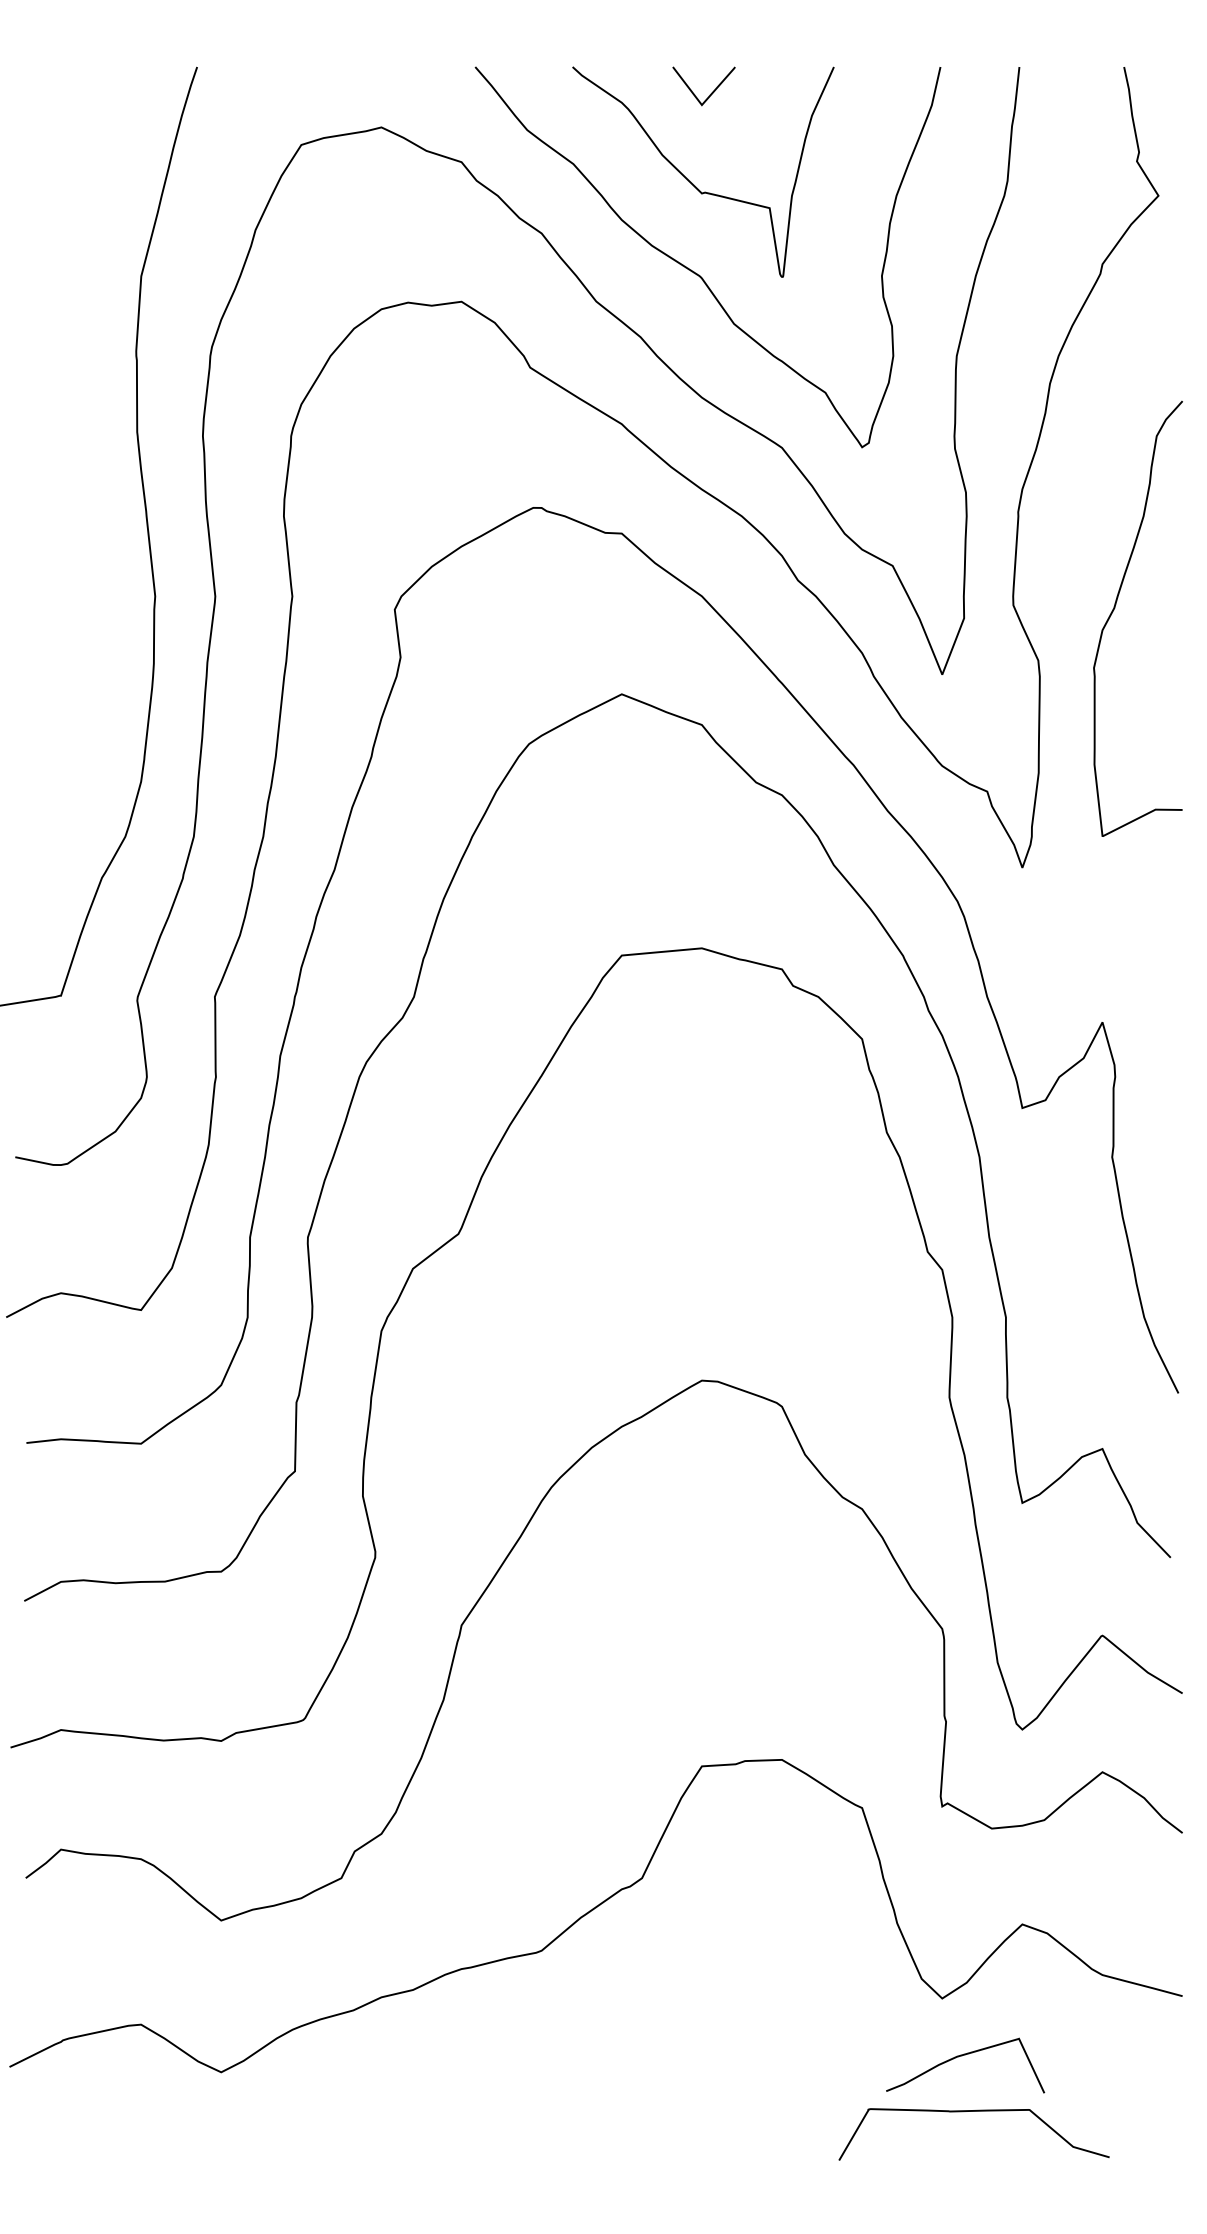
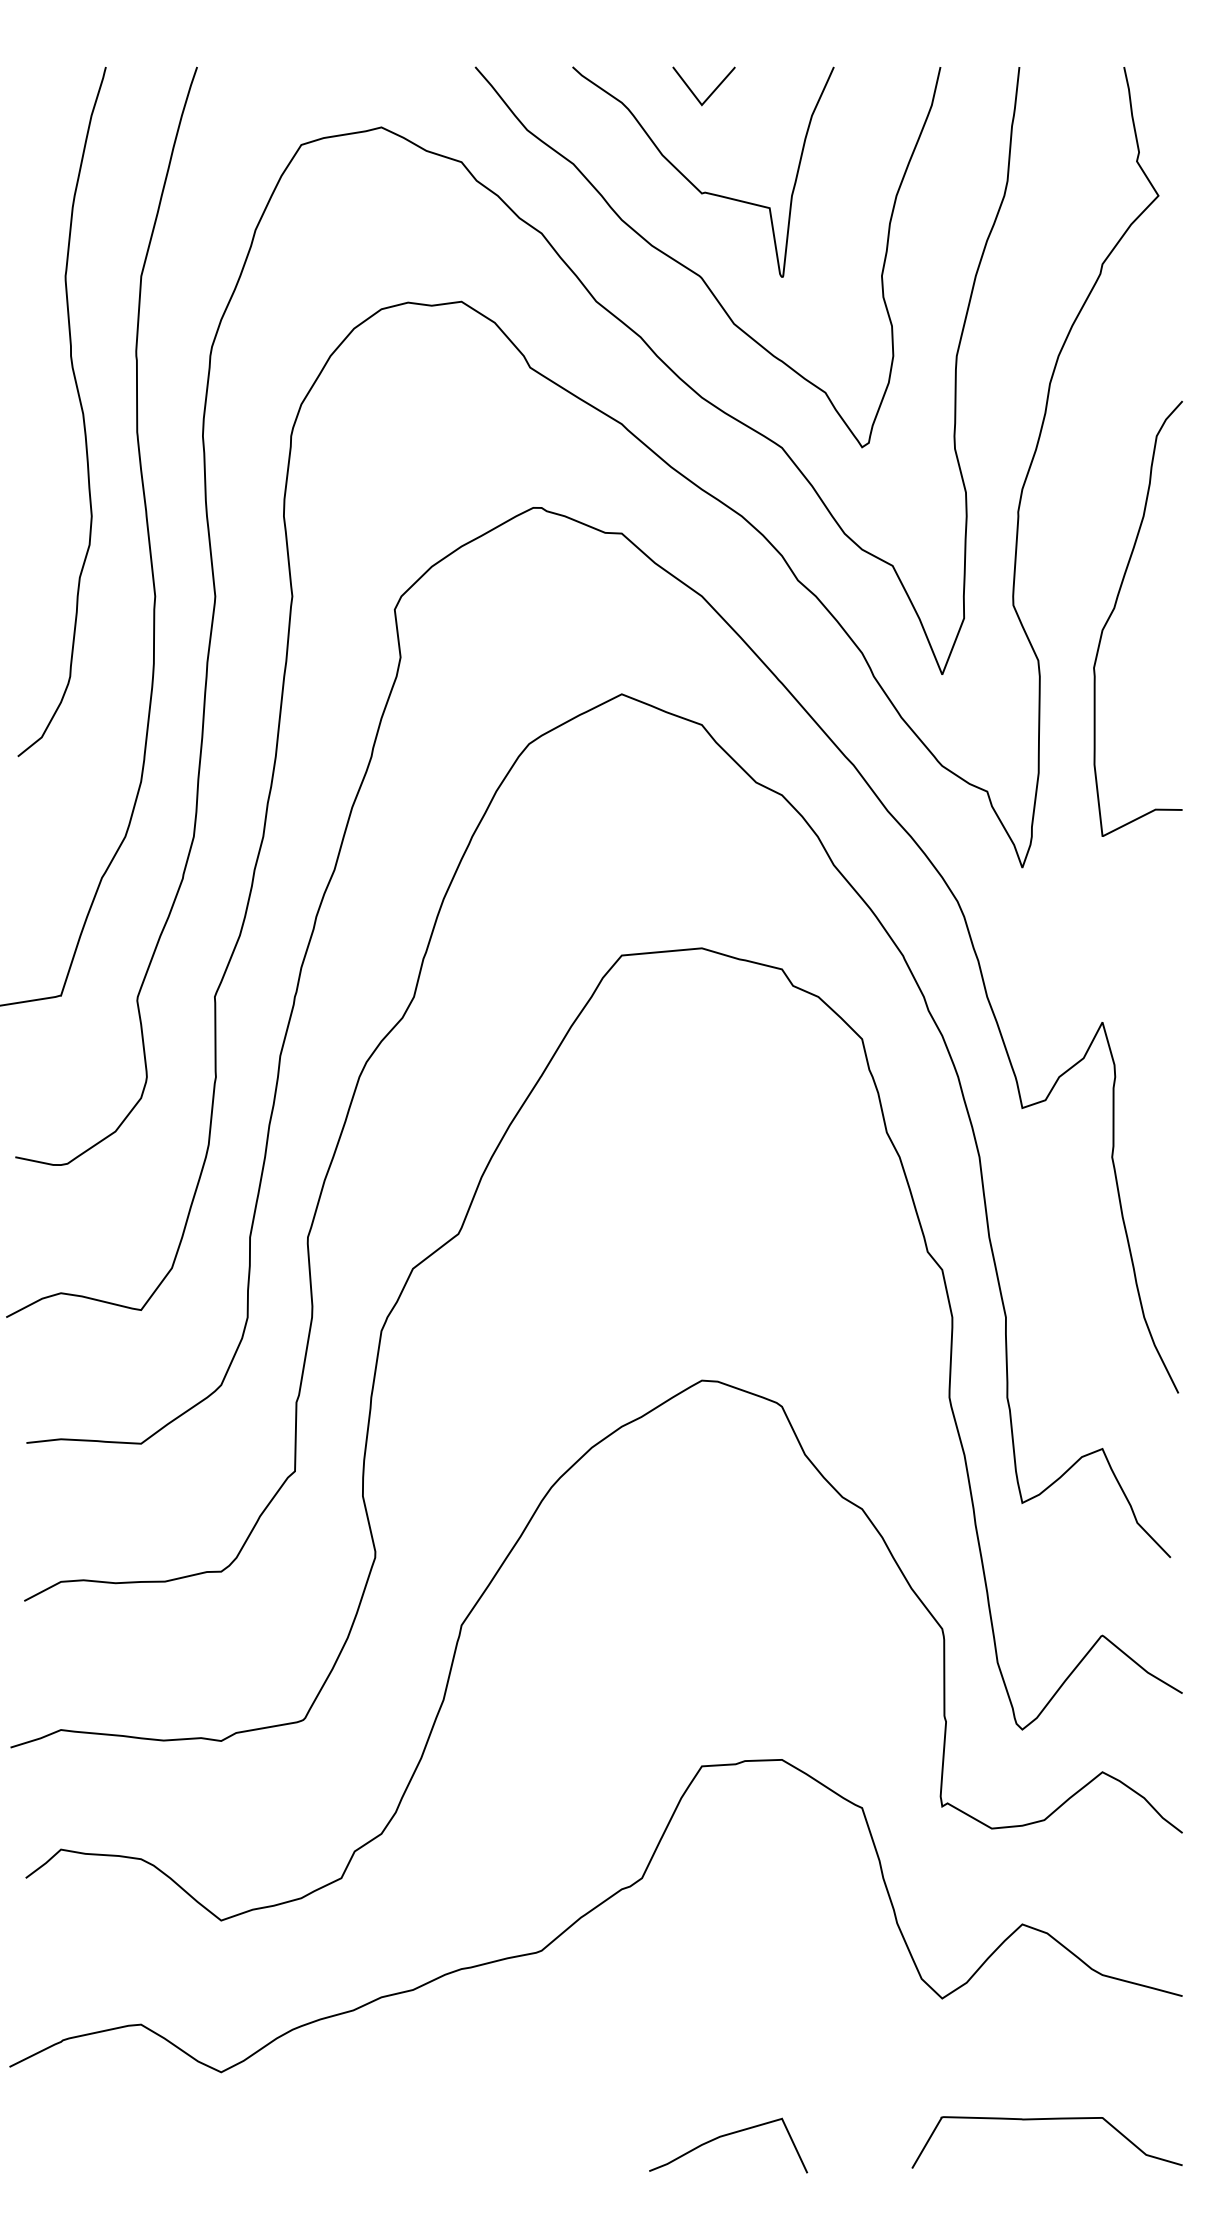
curve: none -> present (80, 407)
curve position: (962, 2056) -> (725, 2136) (725, 2136)
curve position: (973, 2111) -> (1046, 2119) (1046, 2119)
